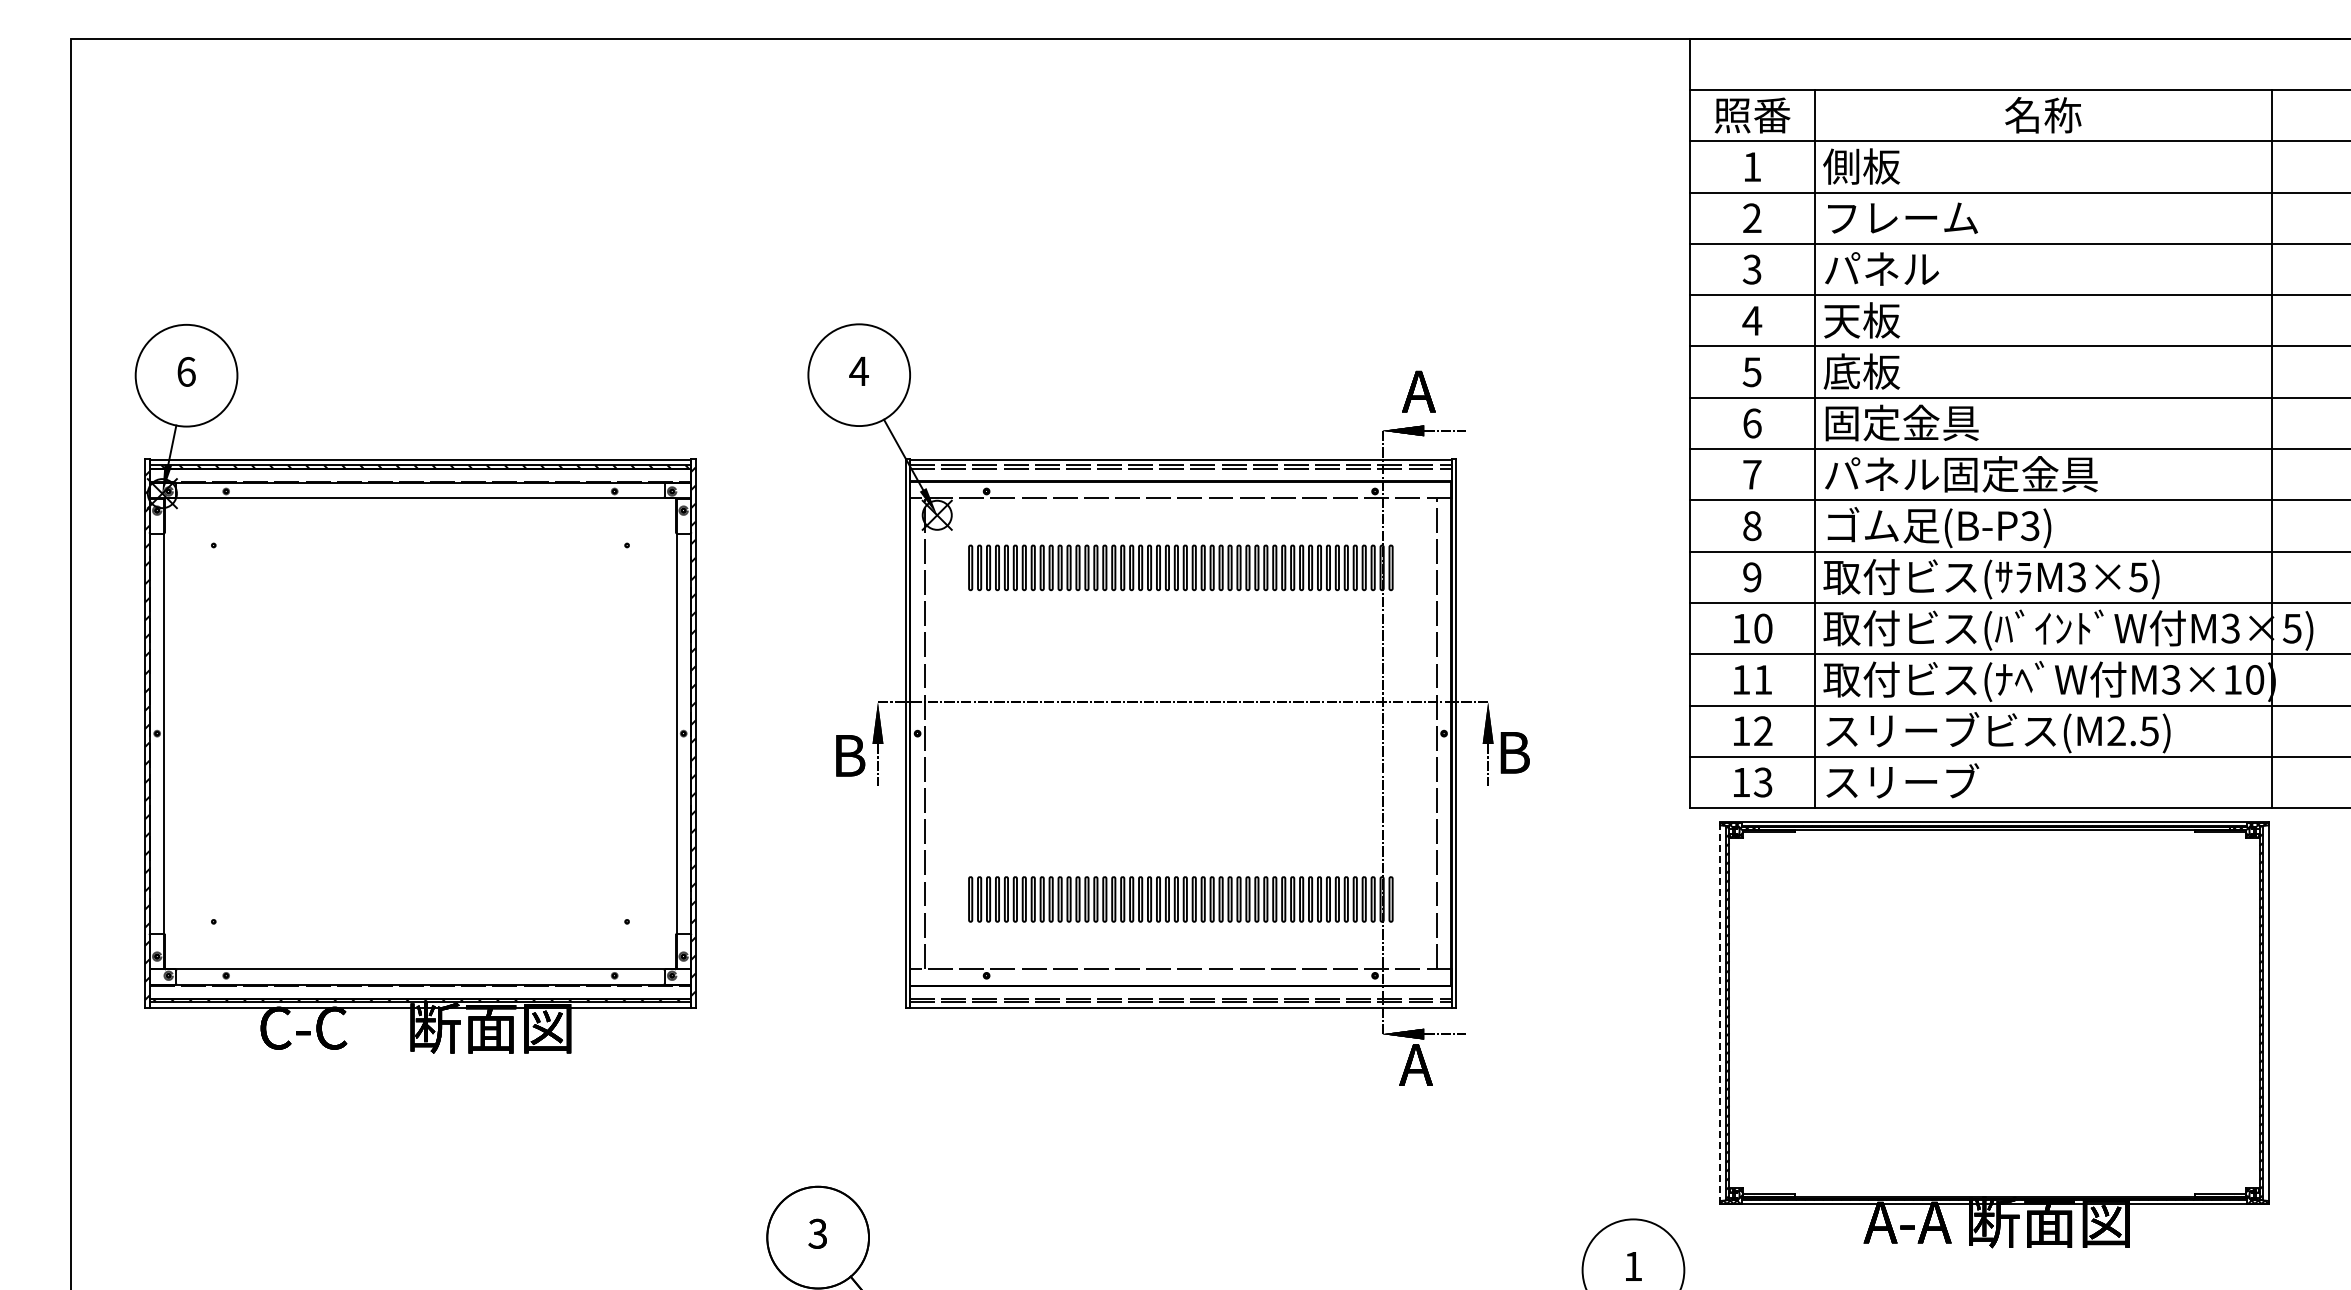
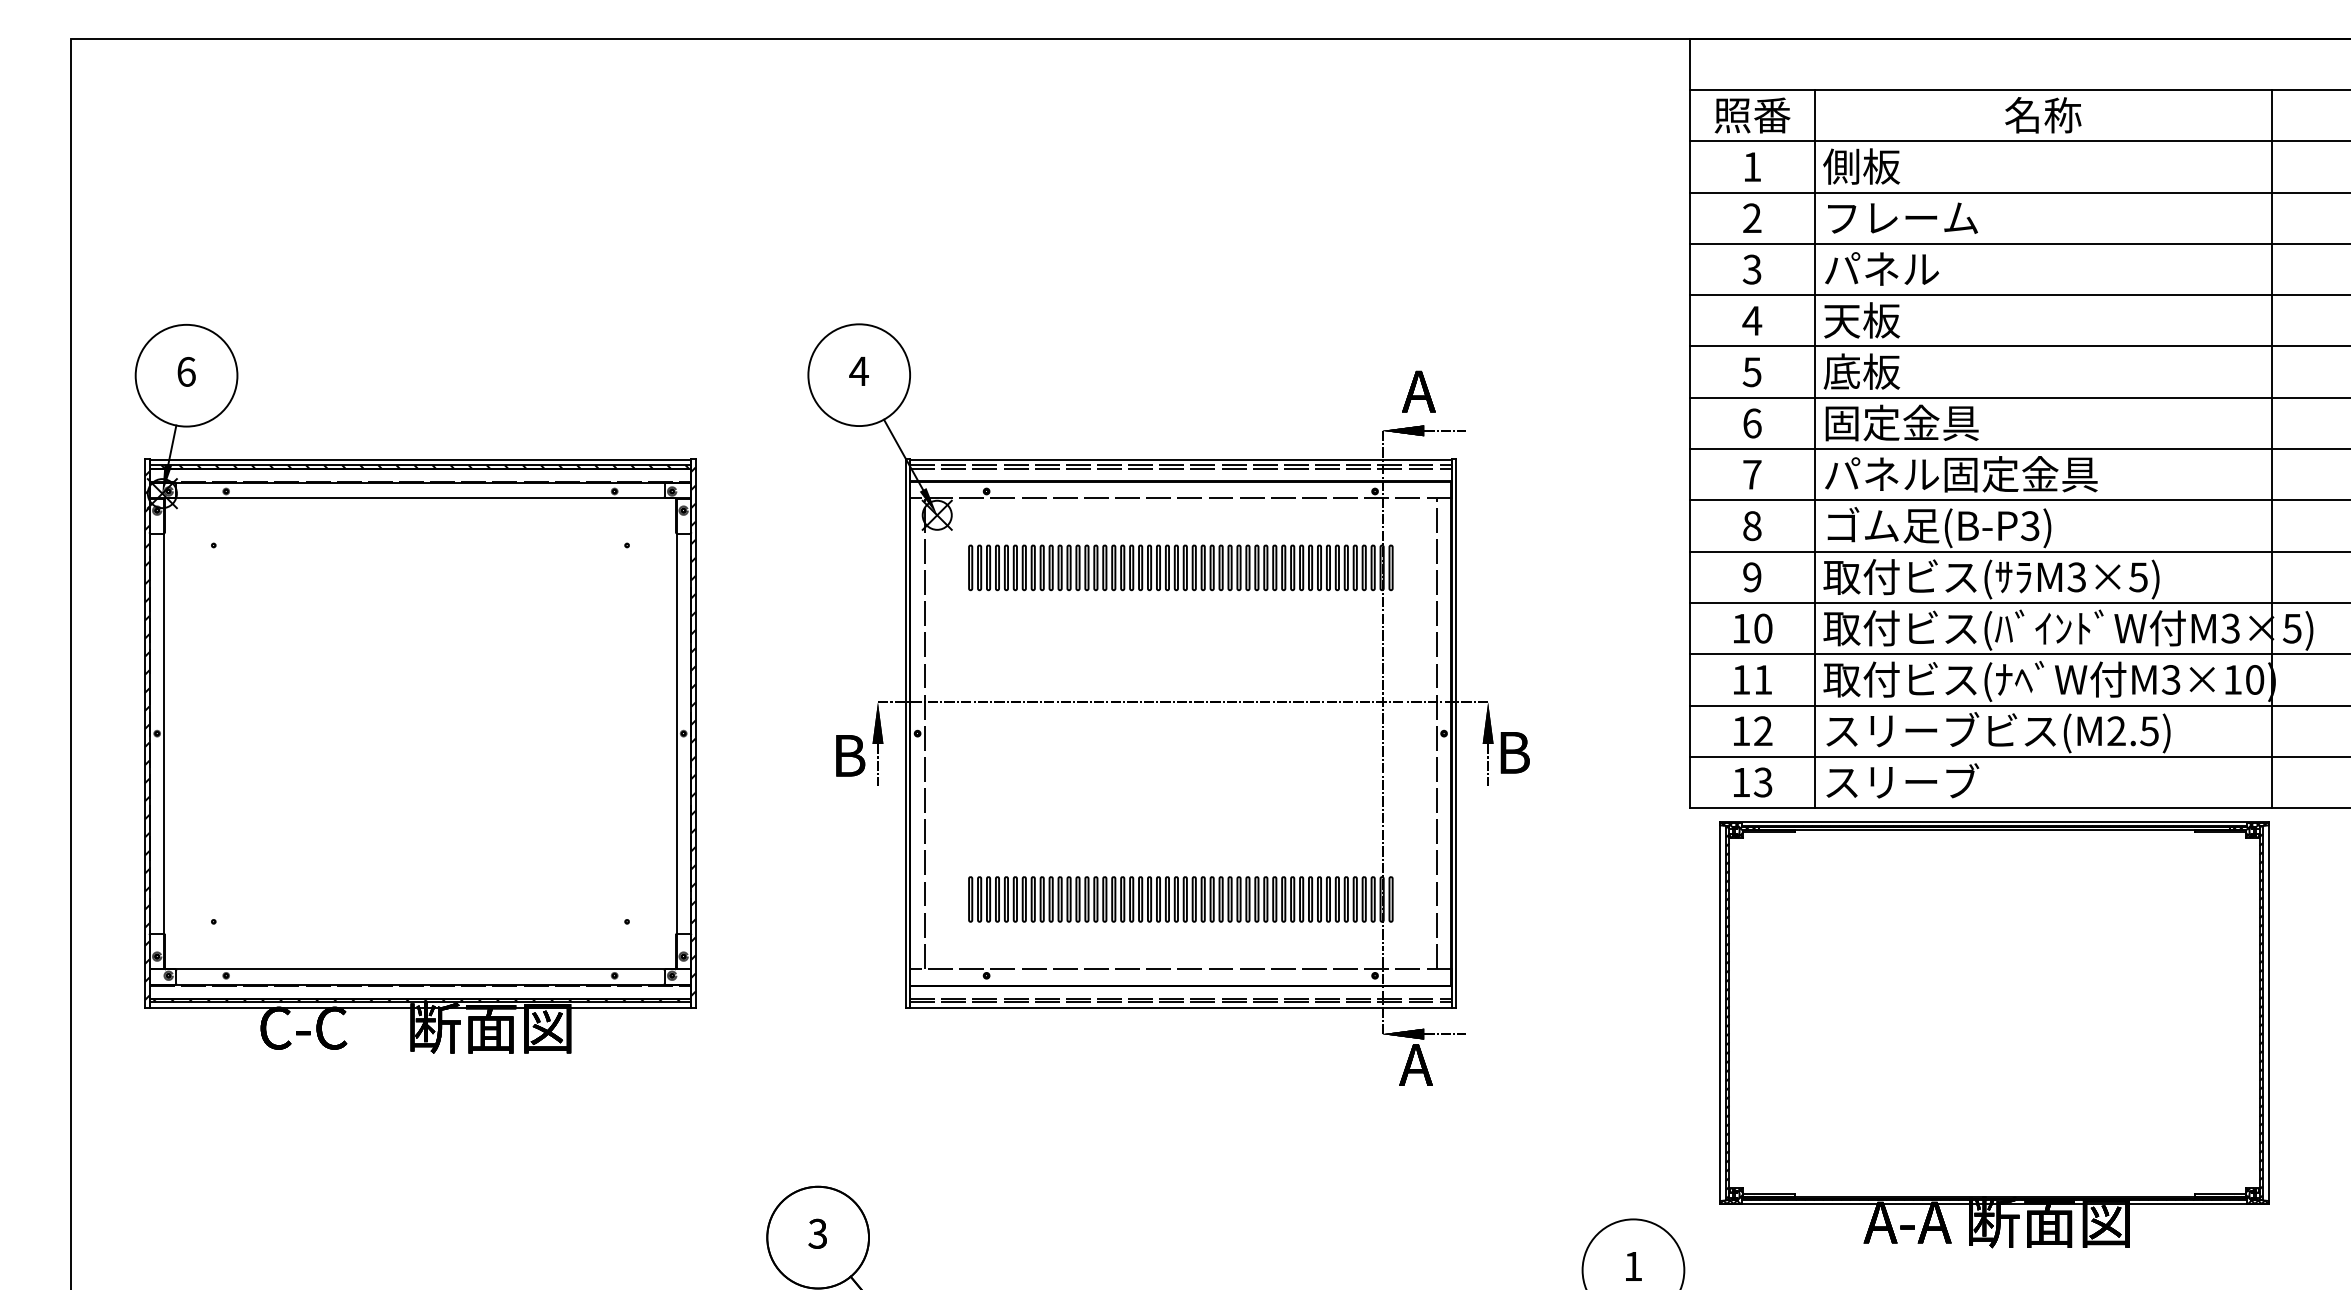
line: dashed -> solid (1719, 1012)
